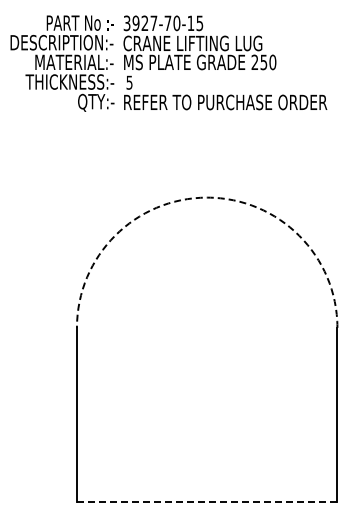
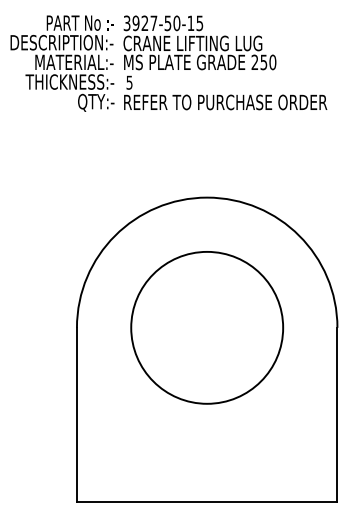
text: 3927-70-15 -> 3927-50-15 (167, 23)
arc: dashed -> solid (207, 197)
circle: none -> present (207, 327)
line: dashed -> solid (207, 501)
